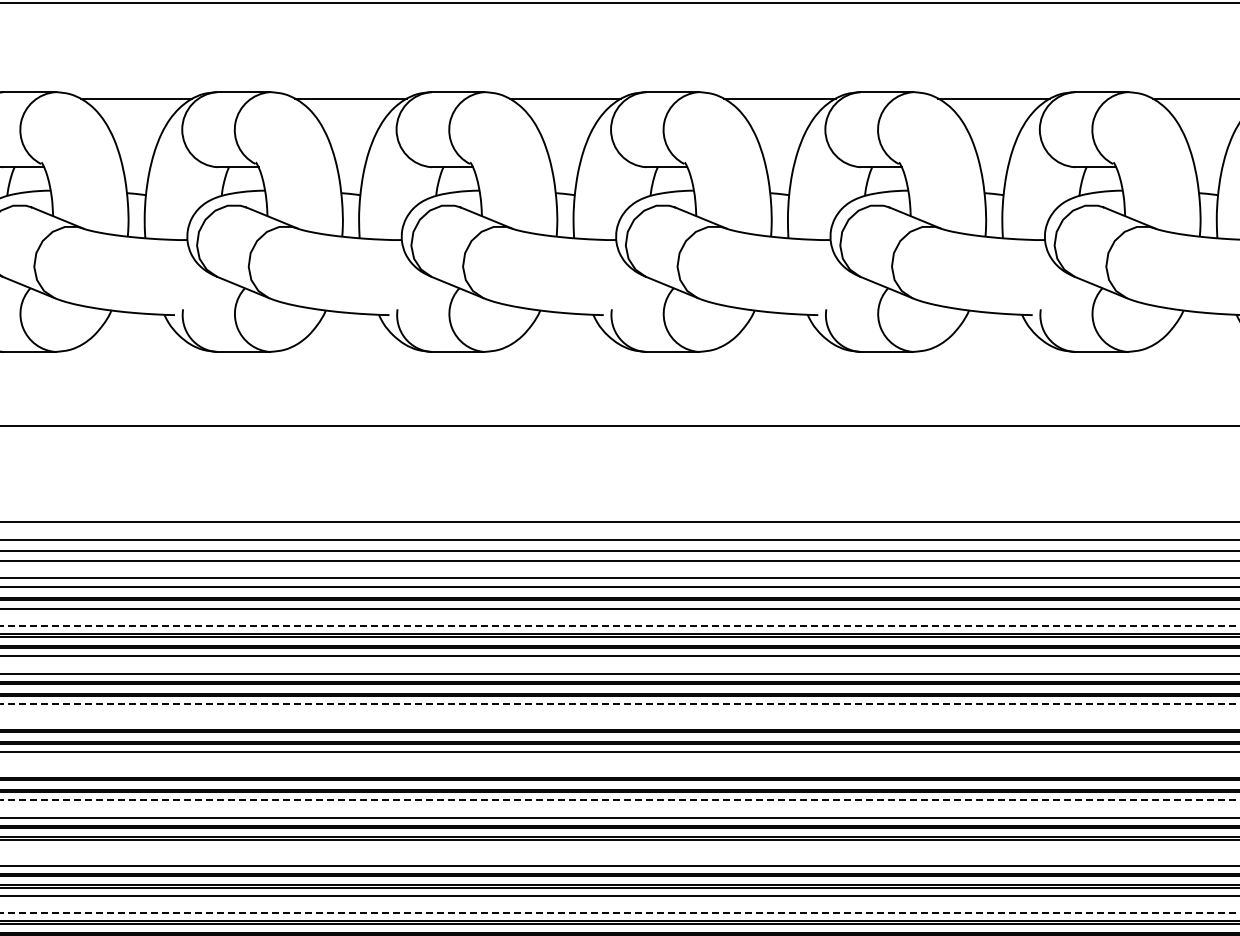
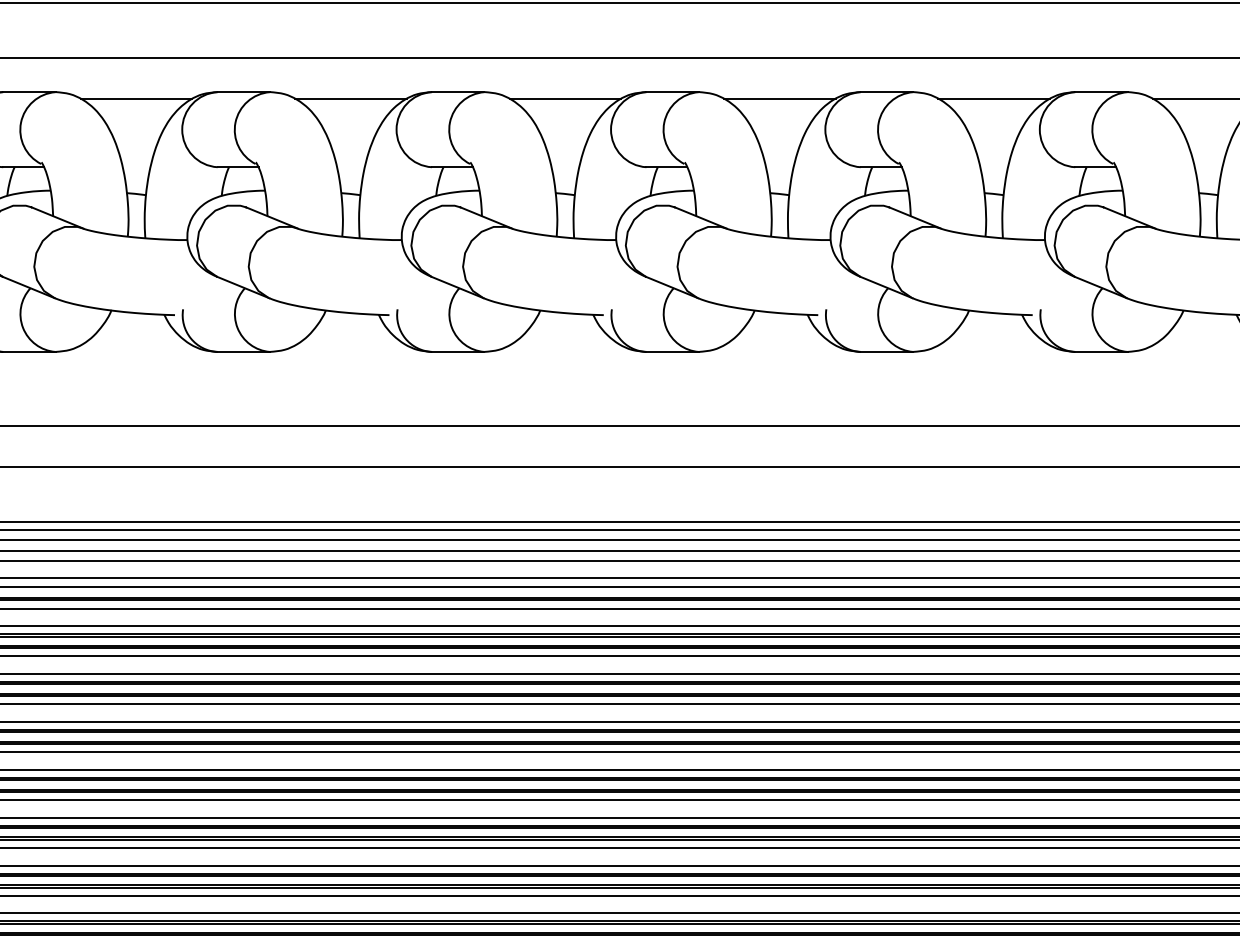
line: none -> present (619, 57)
line: none -> present (619, 466)
line: none -> present (619, 530)
line: dashed -> solid (619, 626)
line: dashed -> solid (619, 704)
line: none -> present (619, 721)
line: none -> present (619, 769)
line: dashed -> solid (619, 800)
line: none -> present (619, 847)
line: dashed -> solid (619, 913)
